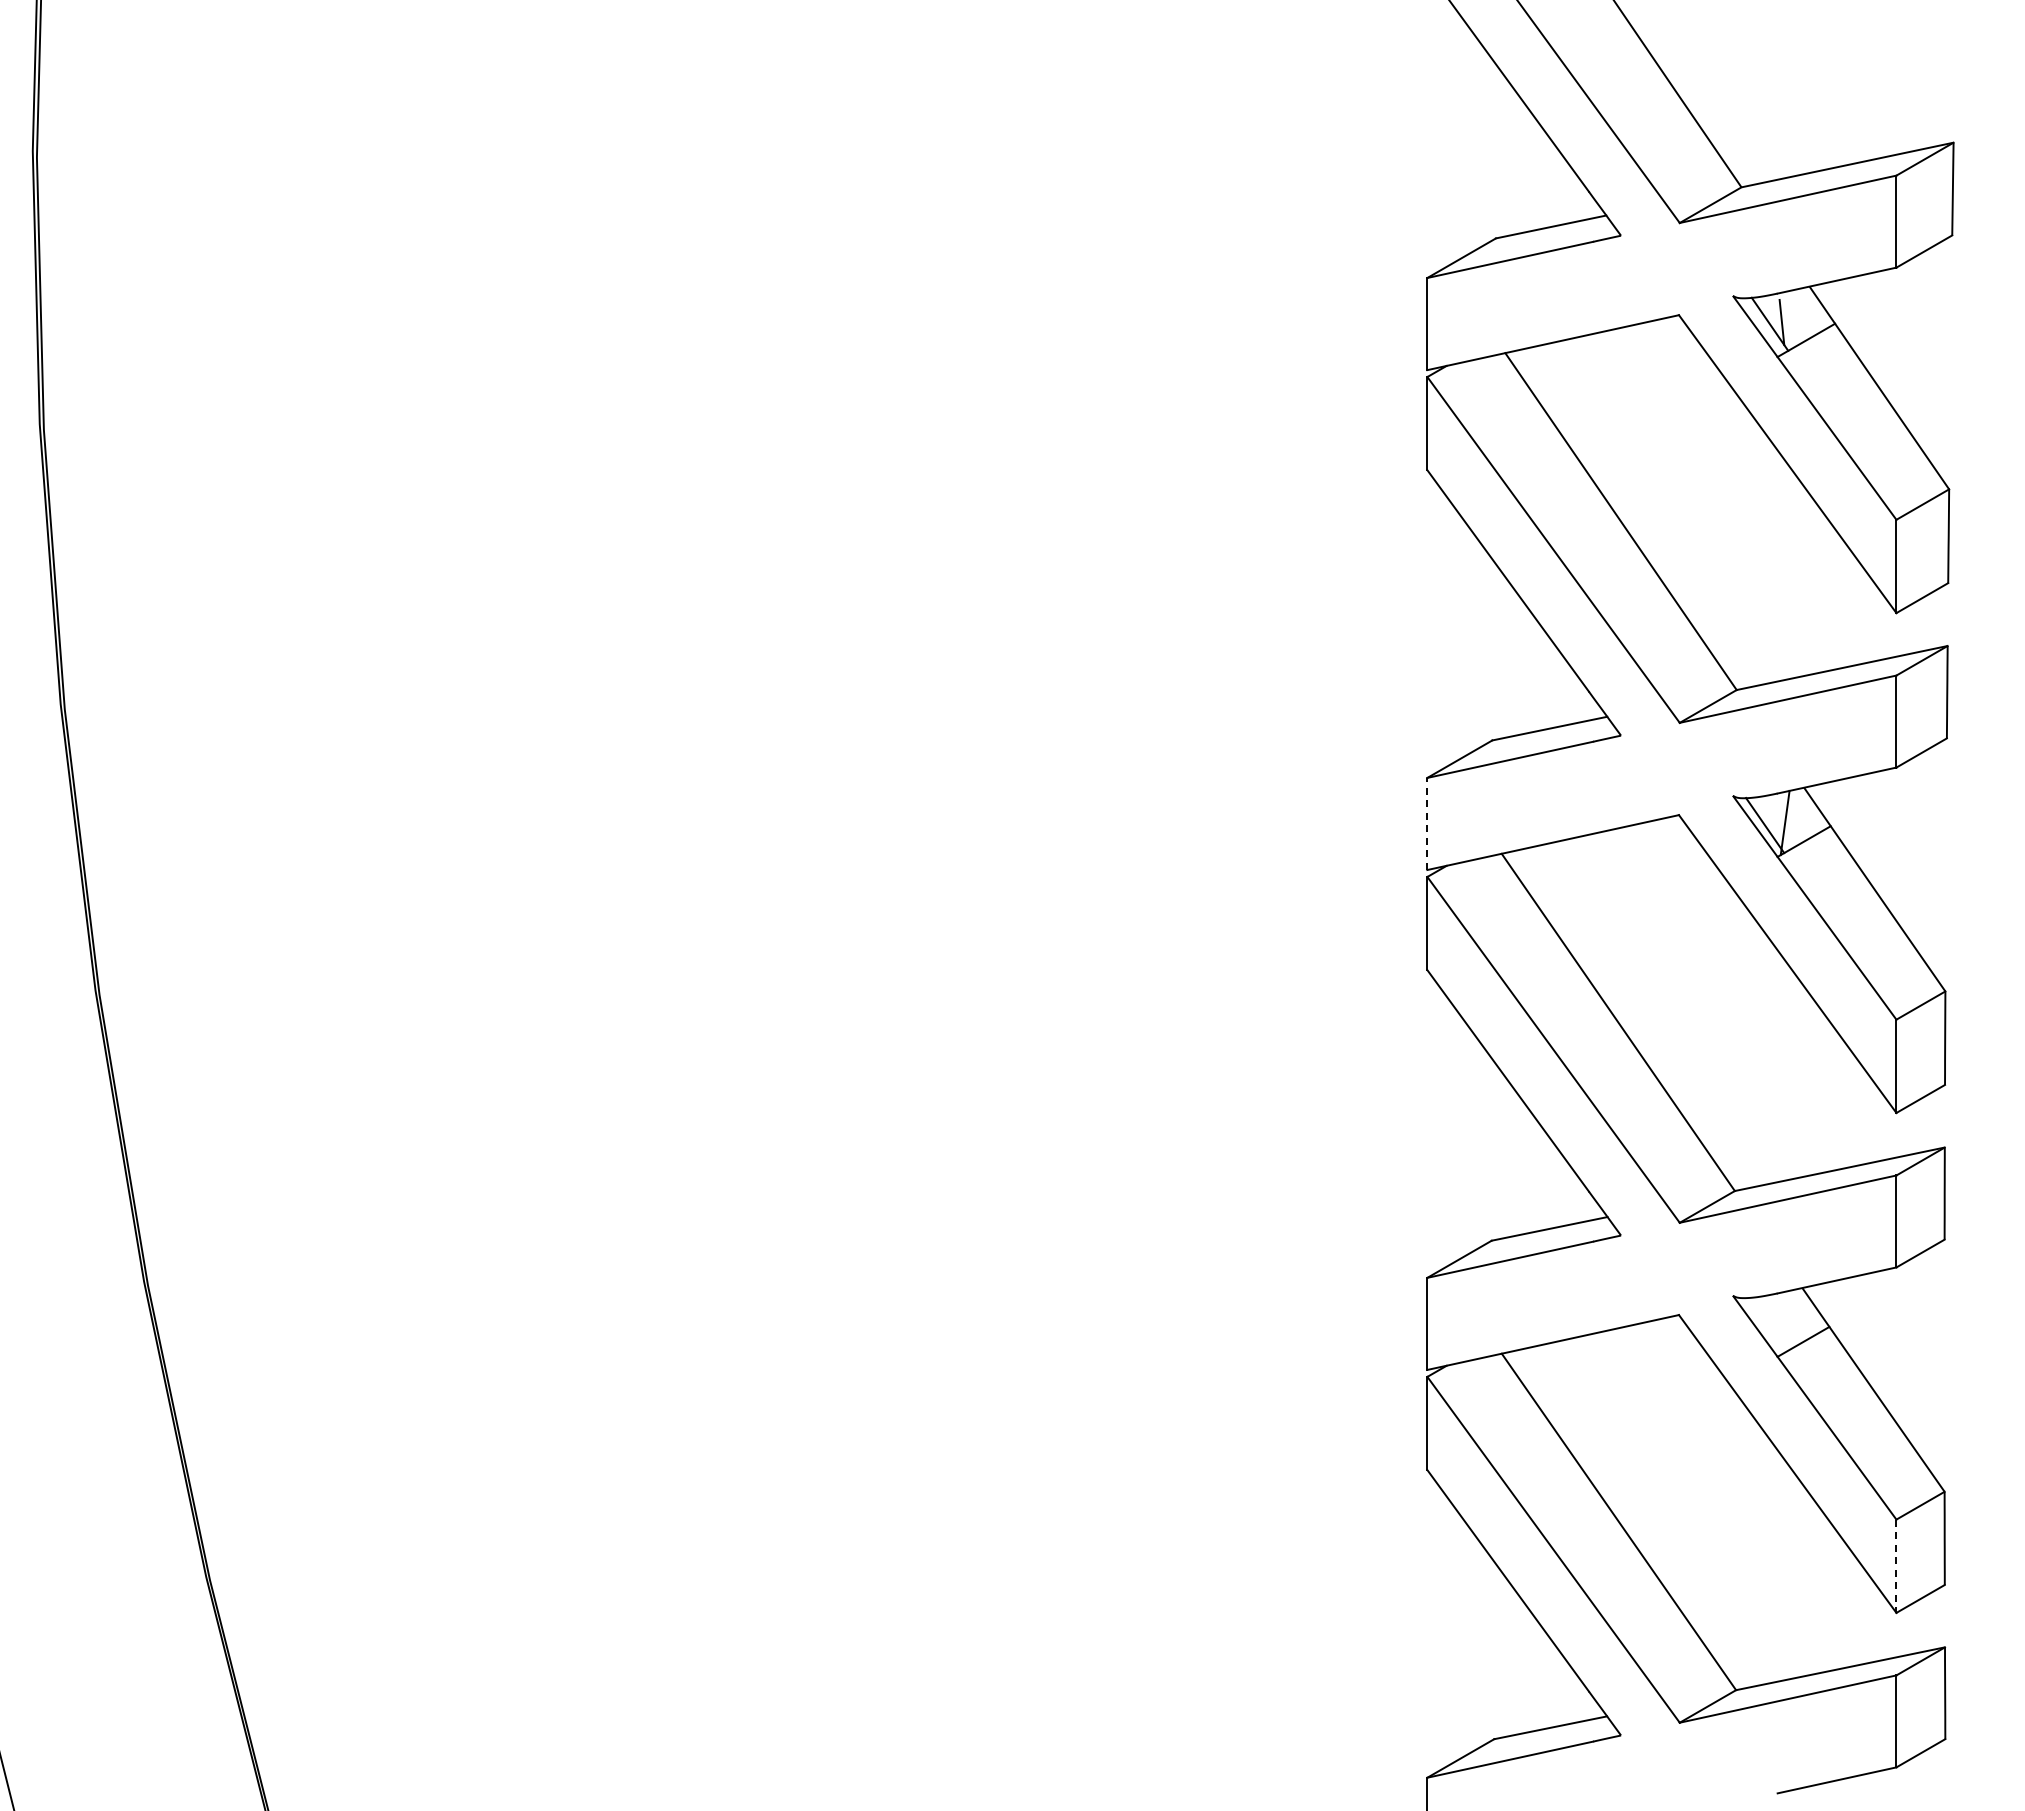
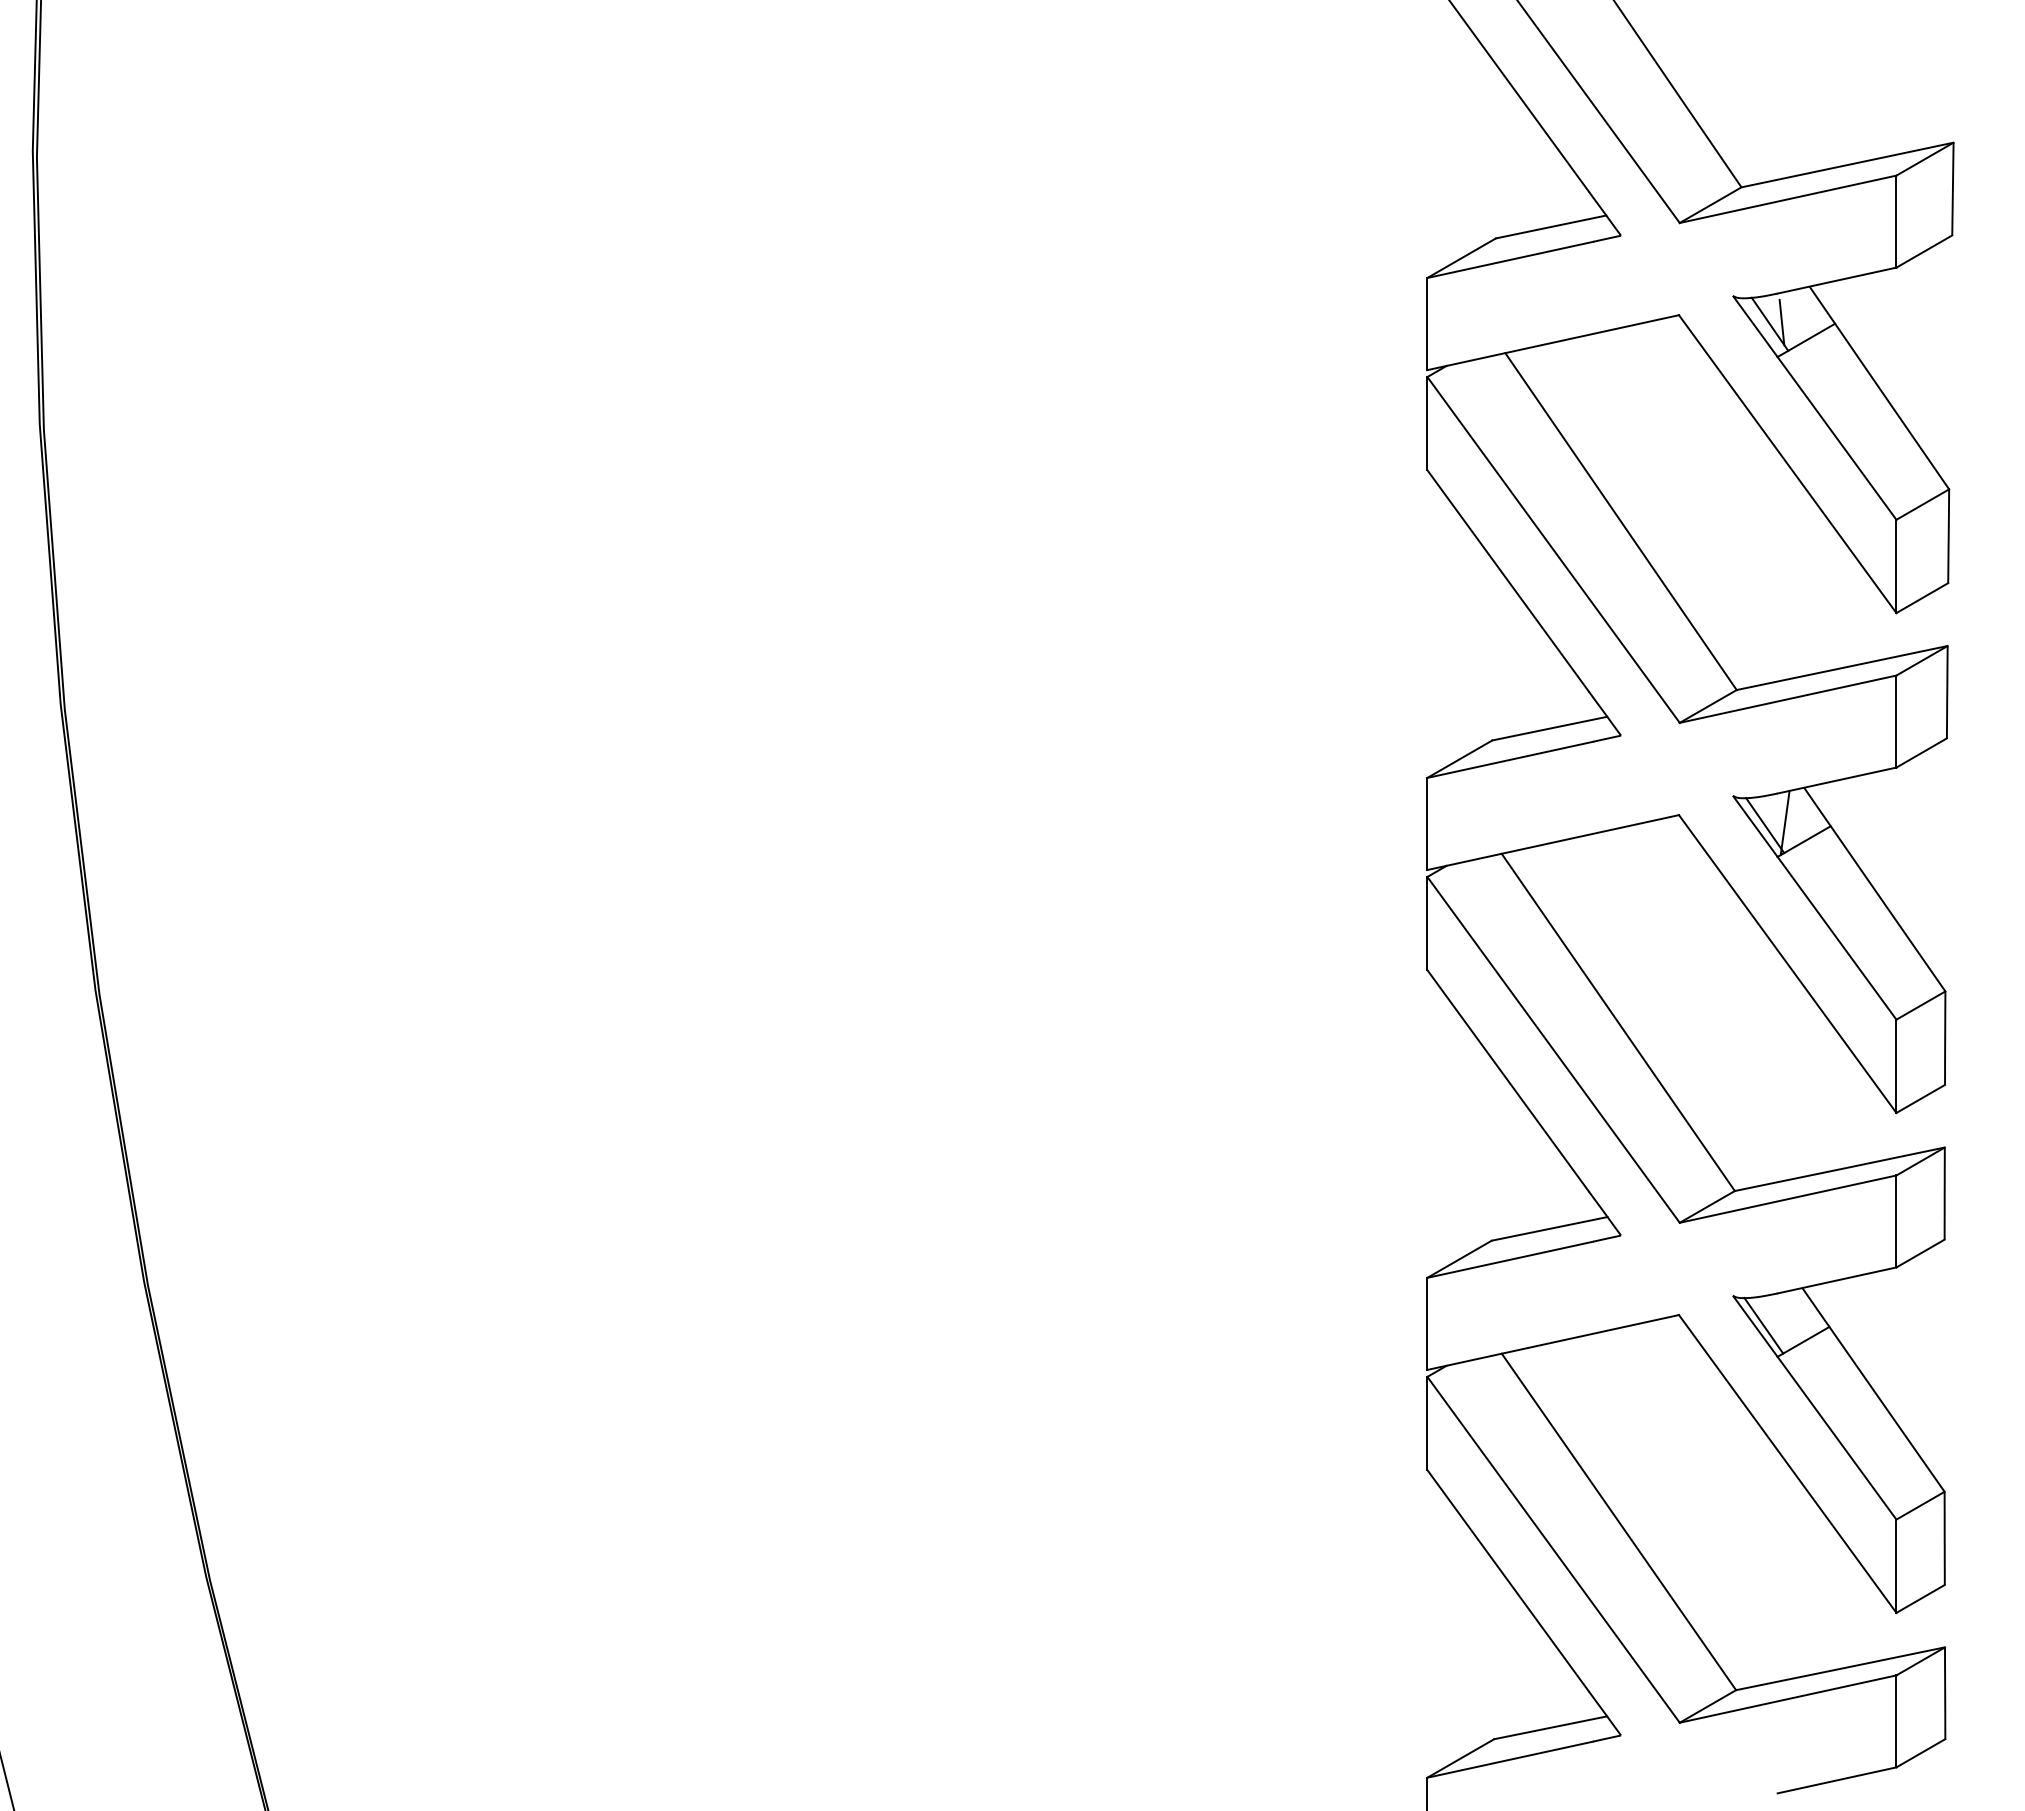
line: dashed -> solid (1427, 823)
line: none -> present (1763, 1325)
line: dashed -> solid (1896, 1566)
